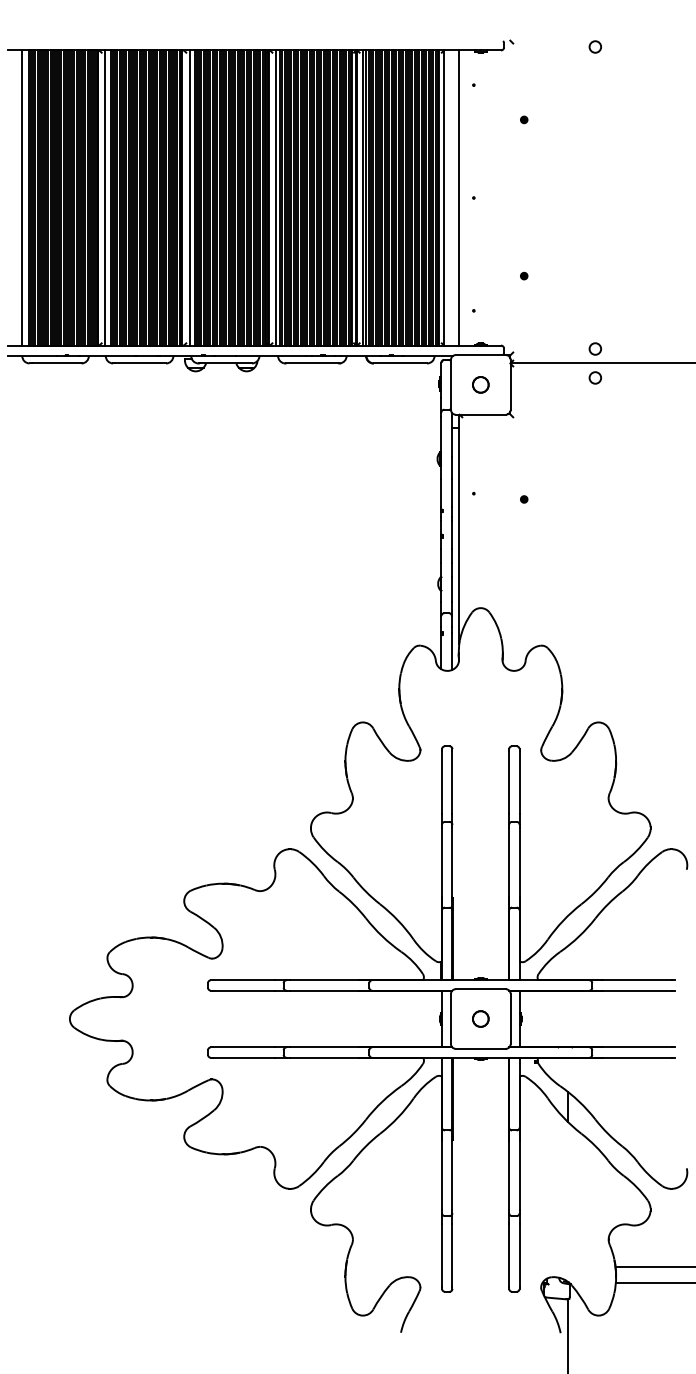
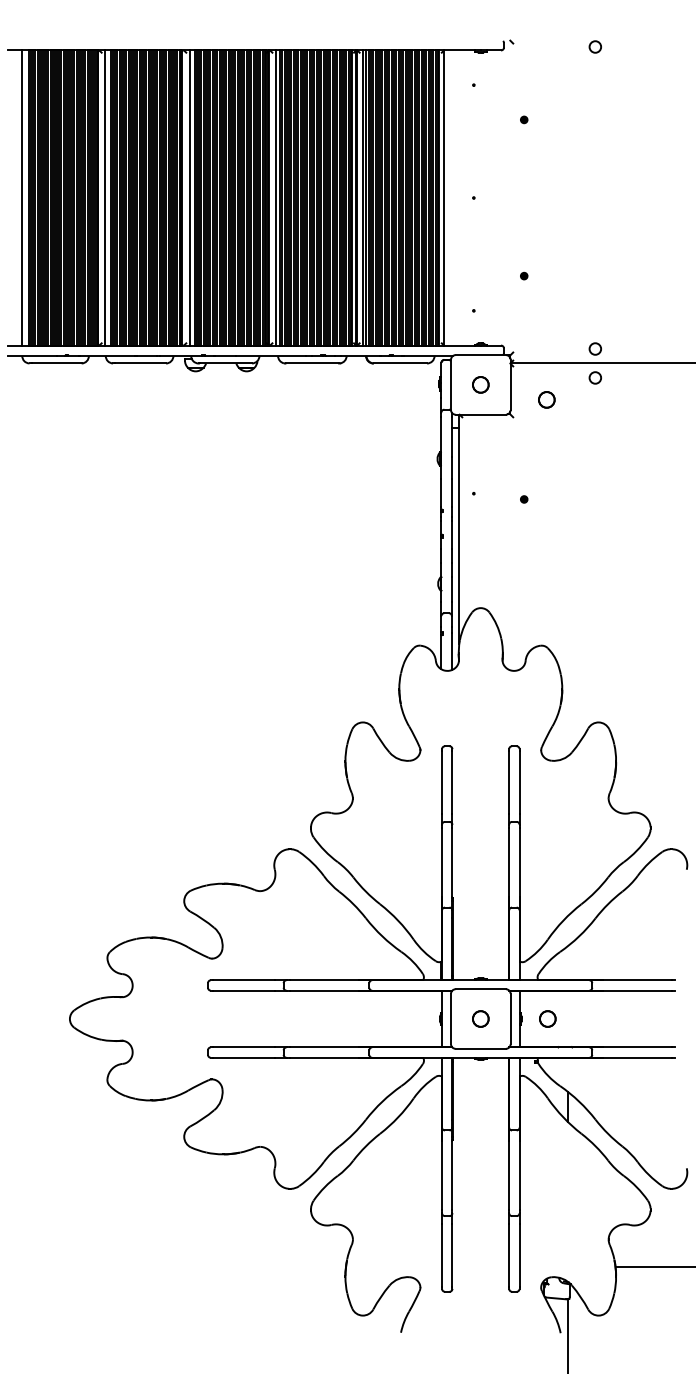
line: present -> none (459, 197)
circle: none -> present (546, 399)
circle: none -> present (547, 1018)
line: present -> none (653, 1282)
